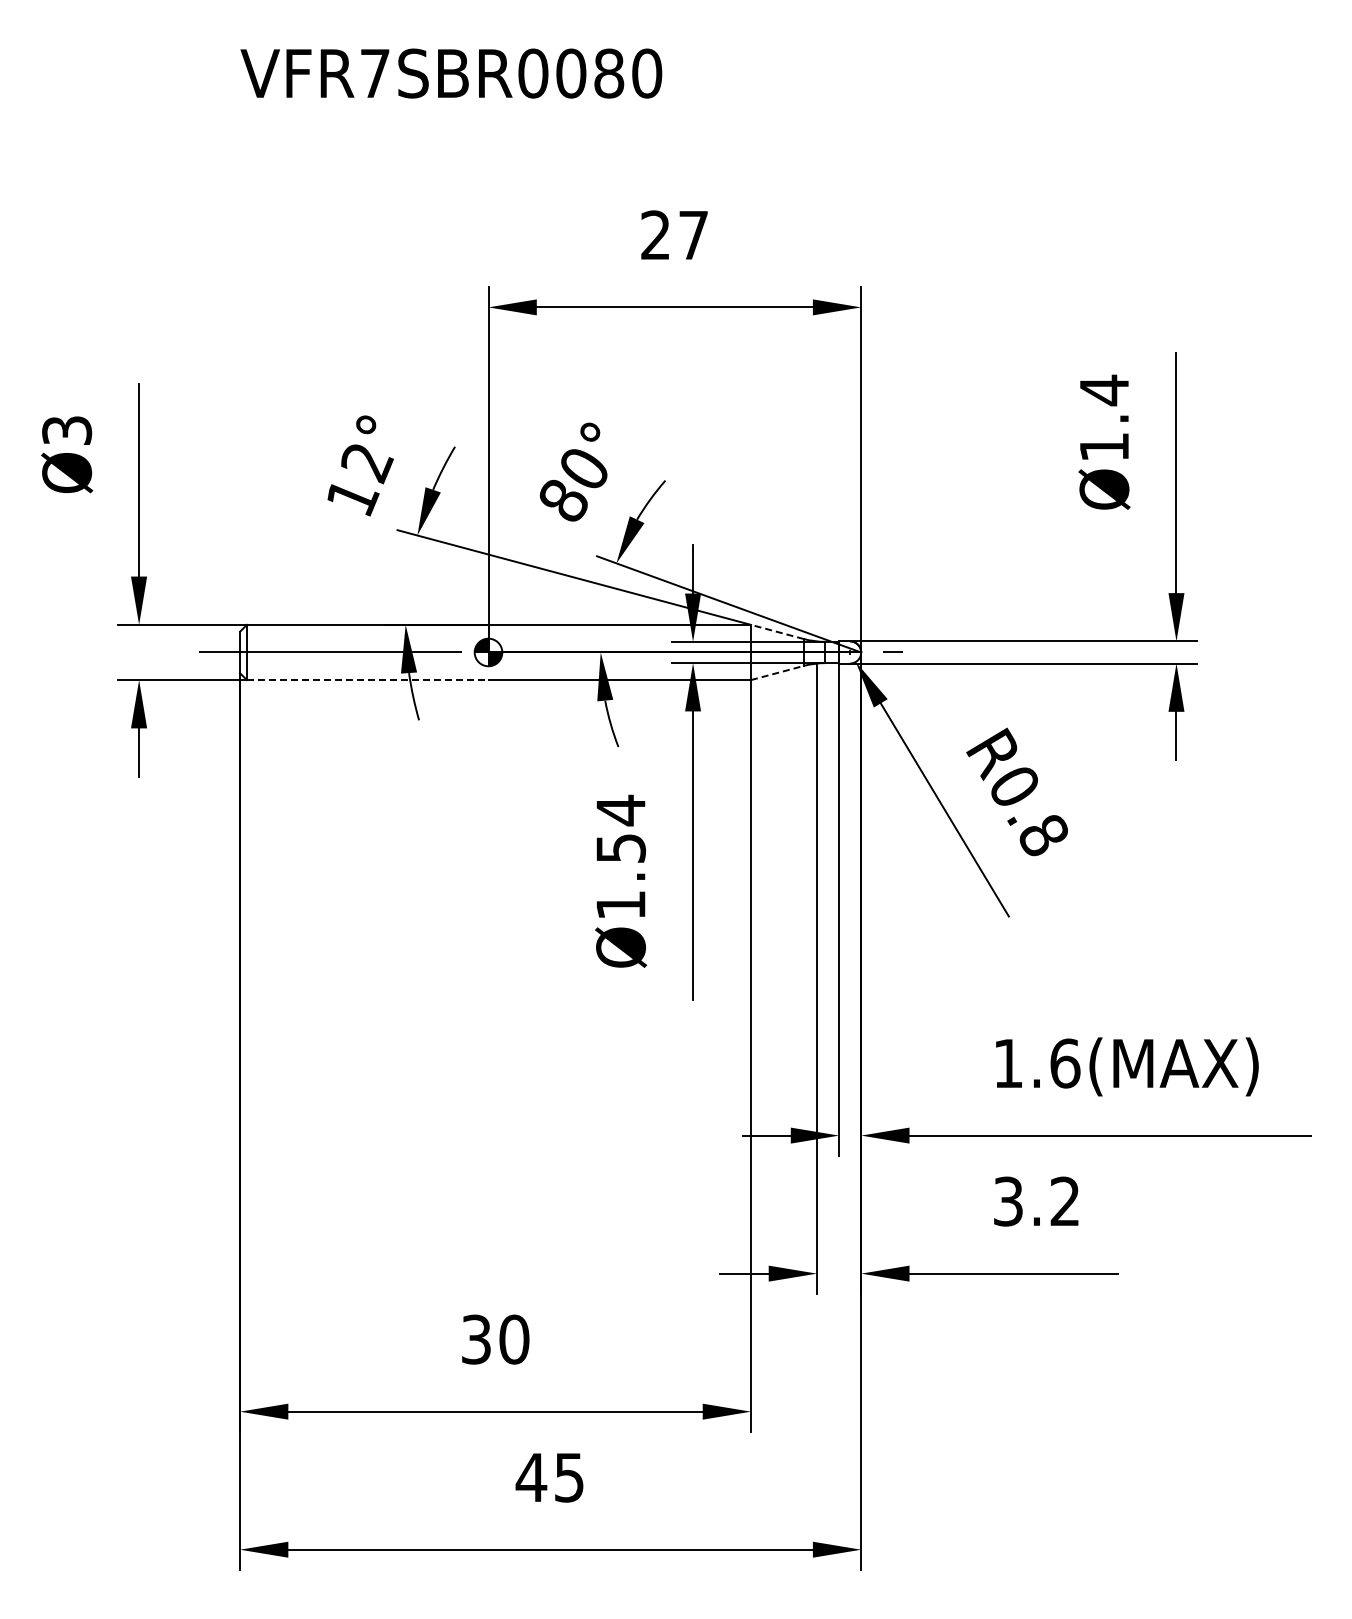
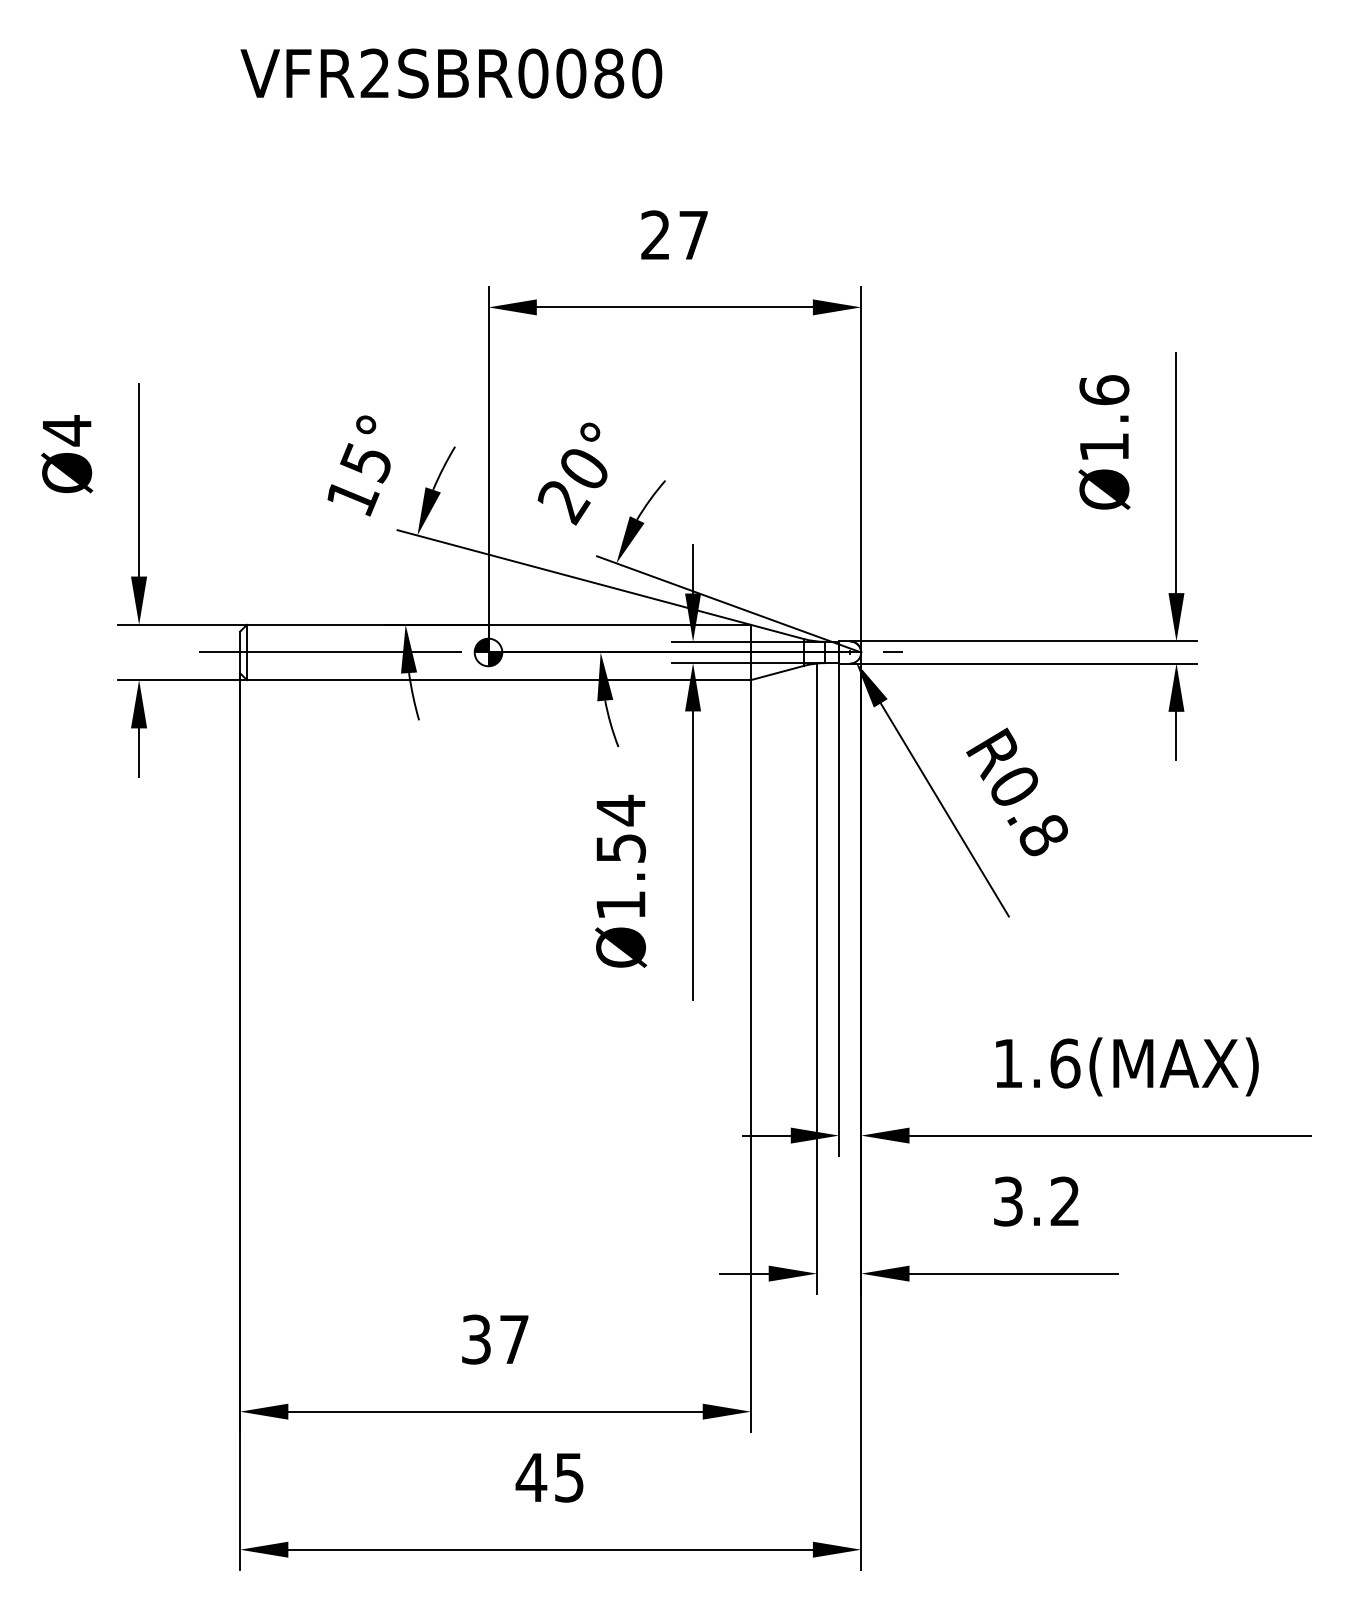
text: VFR7SBR0080 -> VFR2SBR0080 (374, 72)
text: Ø1.4 -> Ø1.6 (1104, 390)
text: Ø3 -> Ø4 (67, 430)
text: 12° -> 15° (366, 463)
text: 80° -> 20° (563, 502)
line: dashed -> solid (776, 631)
line: dashed -> solid (777, 672)
line: dashed -> solid (367, 680)
text: 30 -> 37 (514, 1339)
